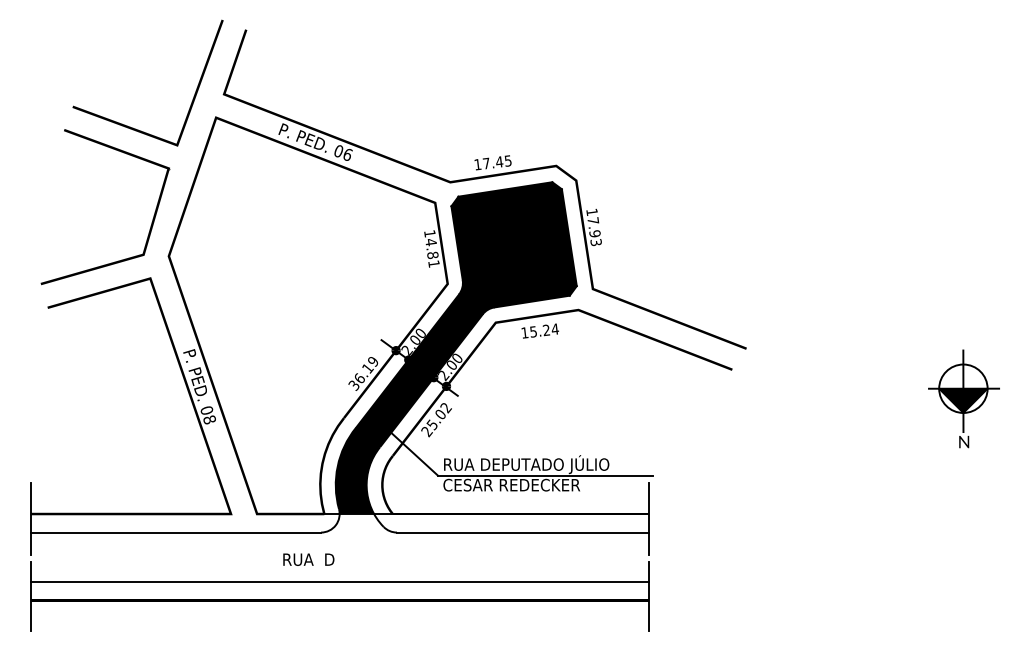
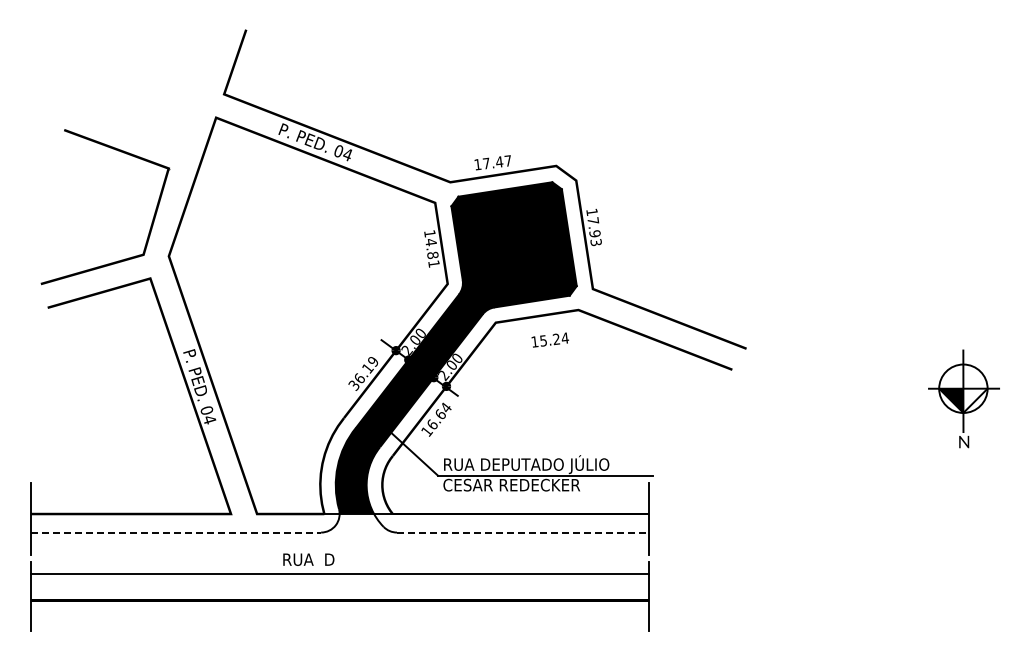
line: present -> none (133, 127)
text: 06 -> 04 (347, 155)
text: 17.45 -> 17.47 (507, 160)
text position: (540, 330) -> (550, 339) (550, 339)
fill: present -> none (975, 400)
text: 08 -> 04 (209, 419)
text: 25.02 -> 16.64 (436, 419)
line: solid -> dashed (176, 532)
line: solid -> dashed (522, 532)
line position: (339, 581) -> (339, 573) (339, 573)
